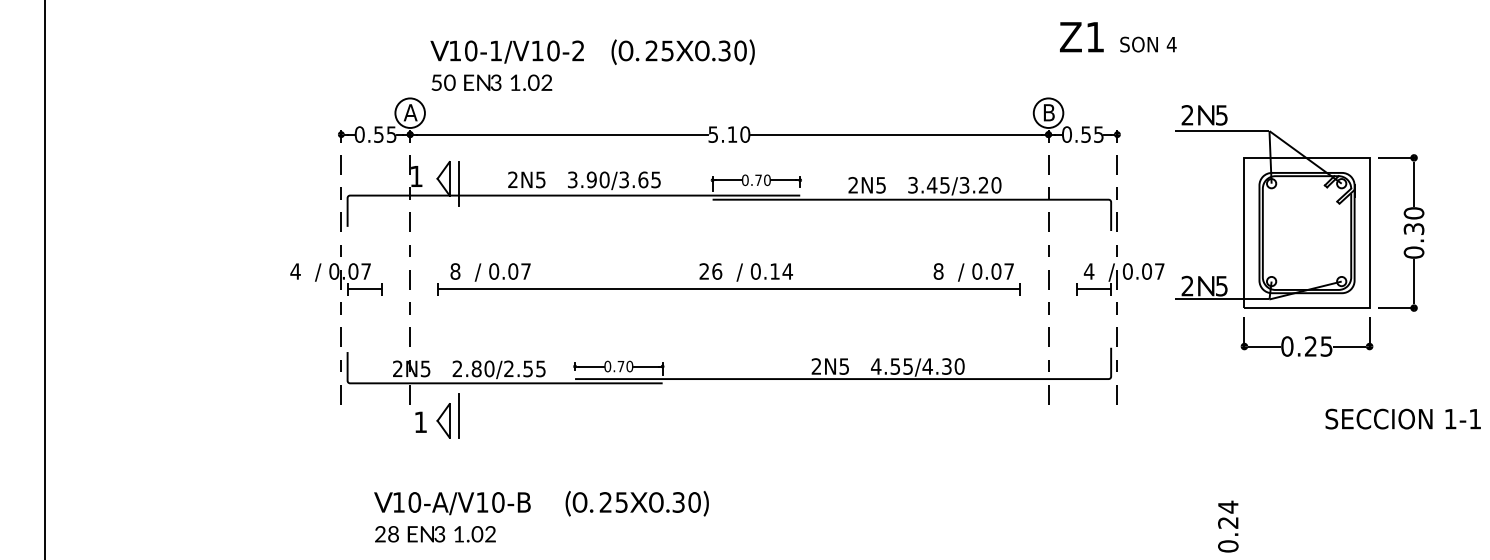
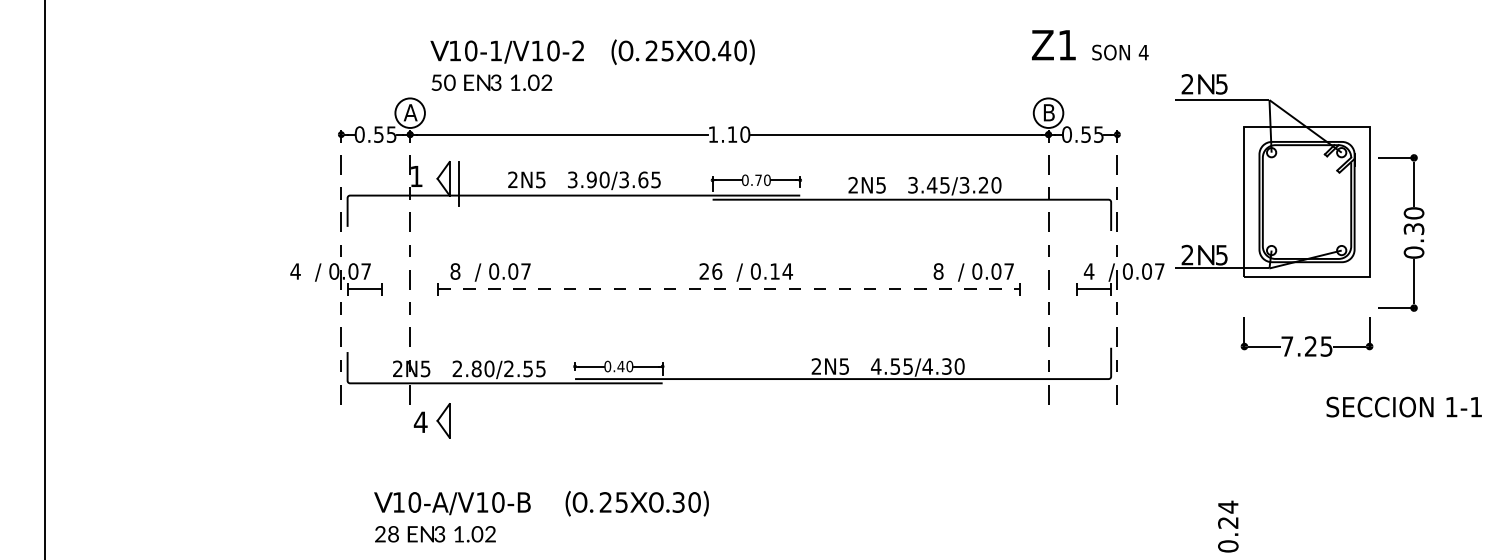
text position: (1118, 37) -> (1090, 45) (1090, 45)
text: 30 -> 40 (724, 50)
text: 5.10 -> 1.10 (712, 134)
part position: (1272, 206) -> (1272, 175) (1272, 175)
line: solid -> dashed (729, 289)
text: 0.25 -> 7.25 (1287, 346)
text: 0.70 -> 0.40 (620, 366)
line: present -> none (458, 415)
text position: (1402, 418) -> (1403, 406) (1403, 406)
text: 1 -> 4 (420, 421)
